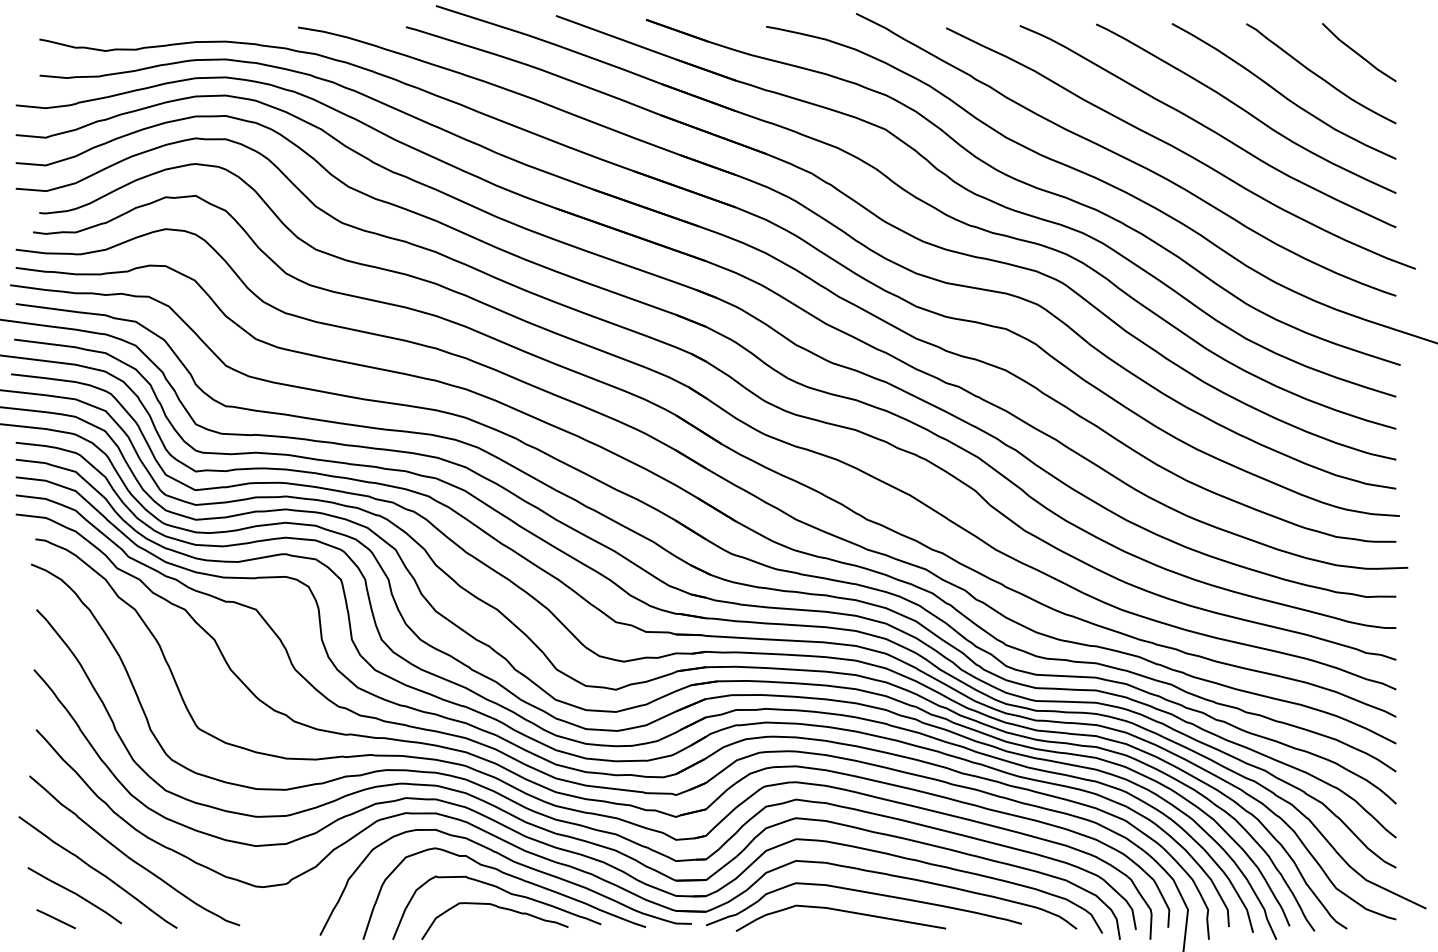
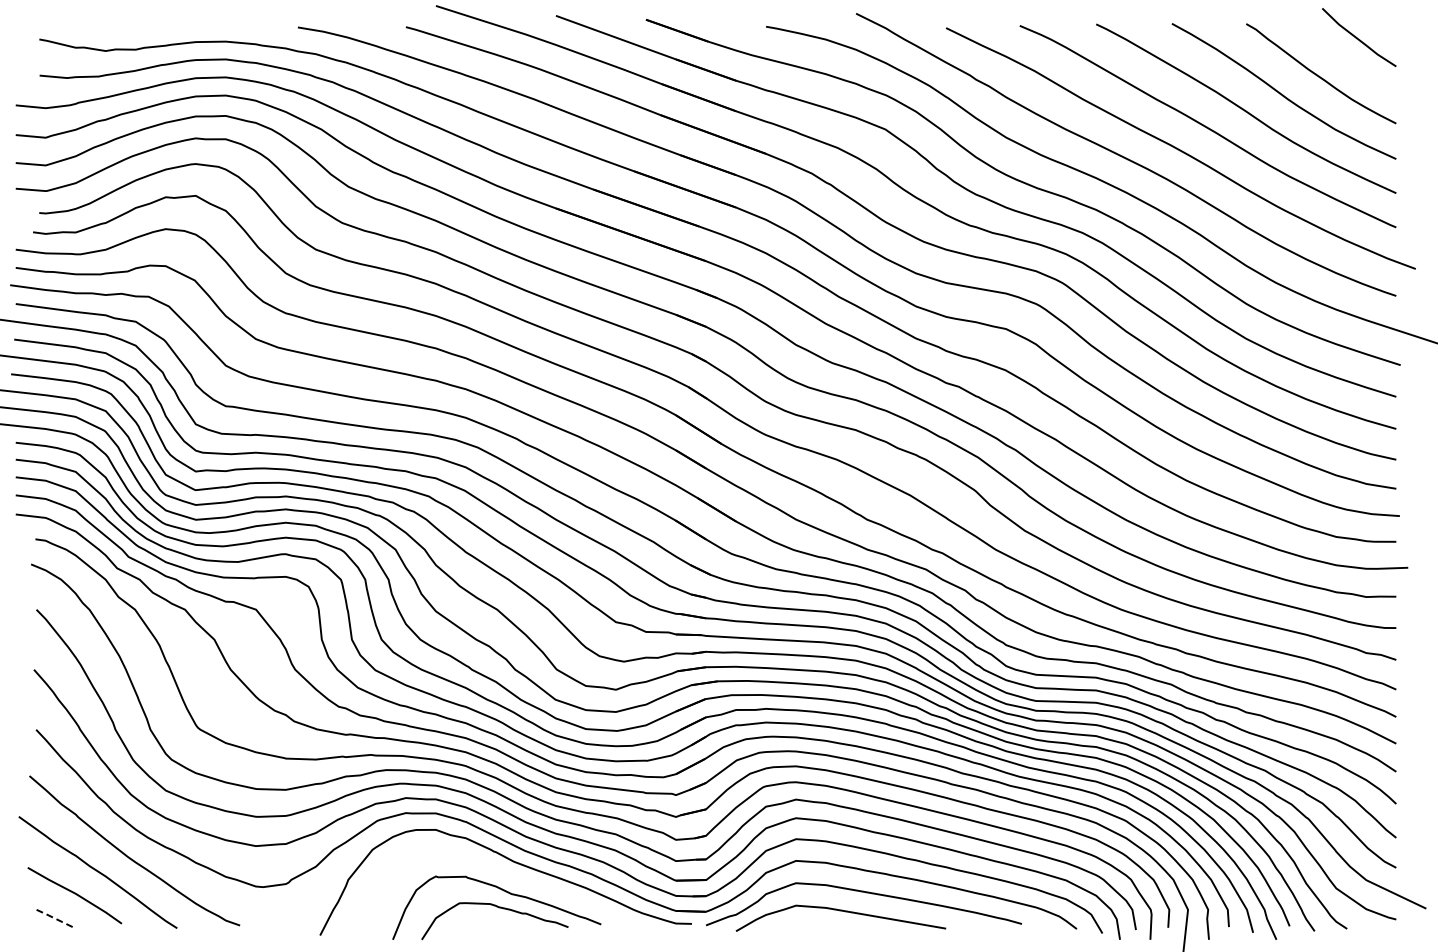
line position: (1358, 53) -> (1358, 38) (1358, 38)
curve: present -> none (512, 877)
line: solid -> dashed (55, 918)
